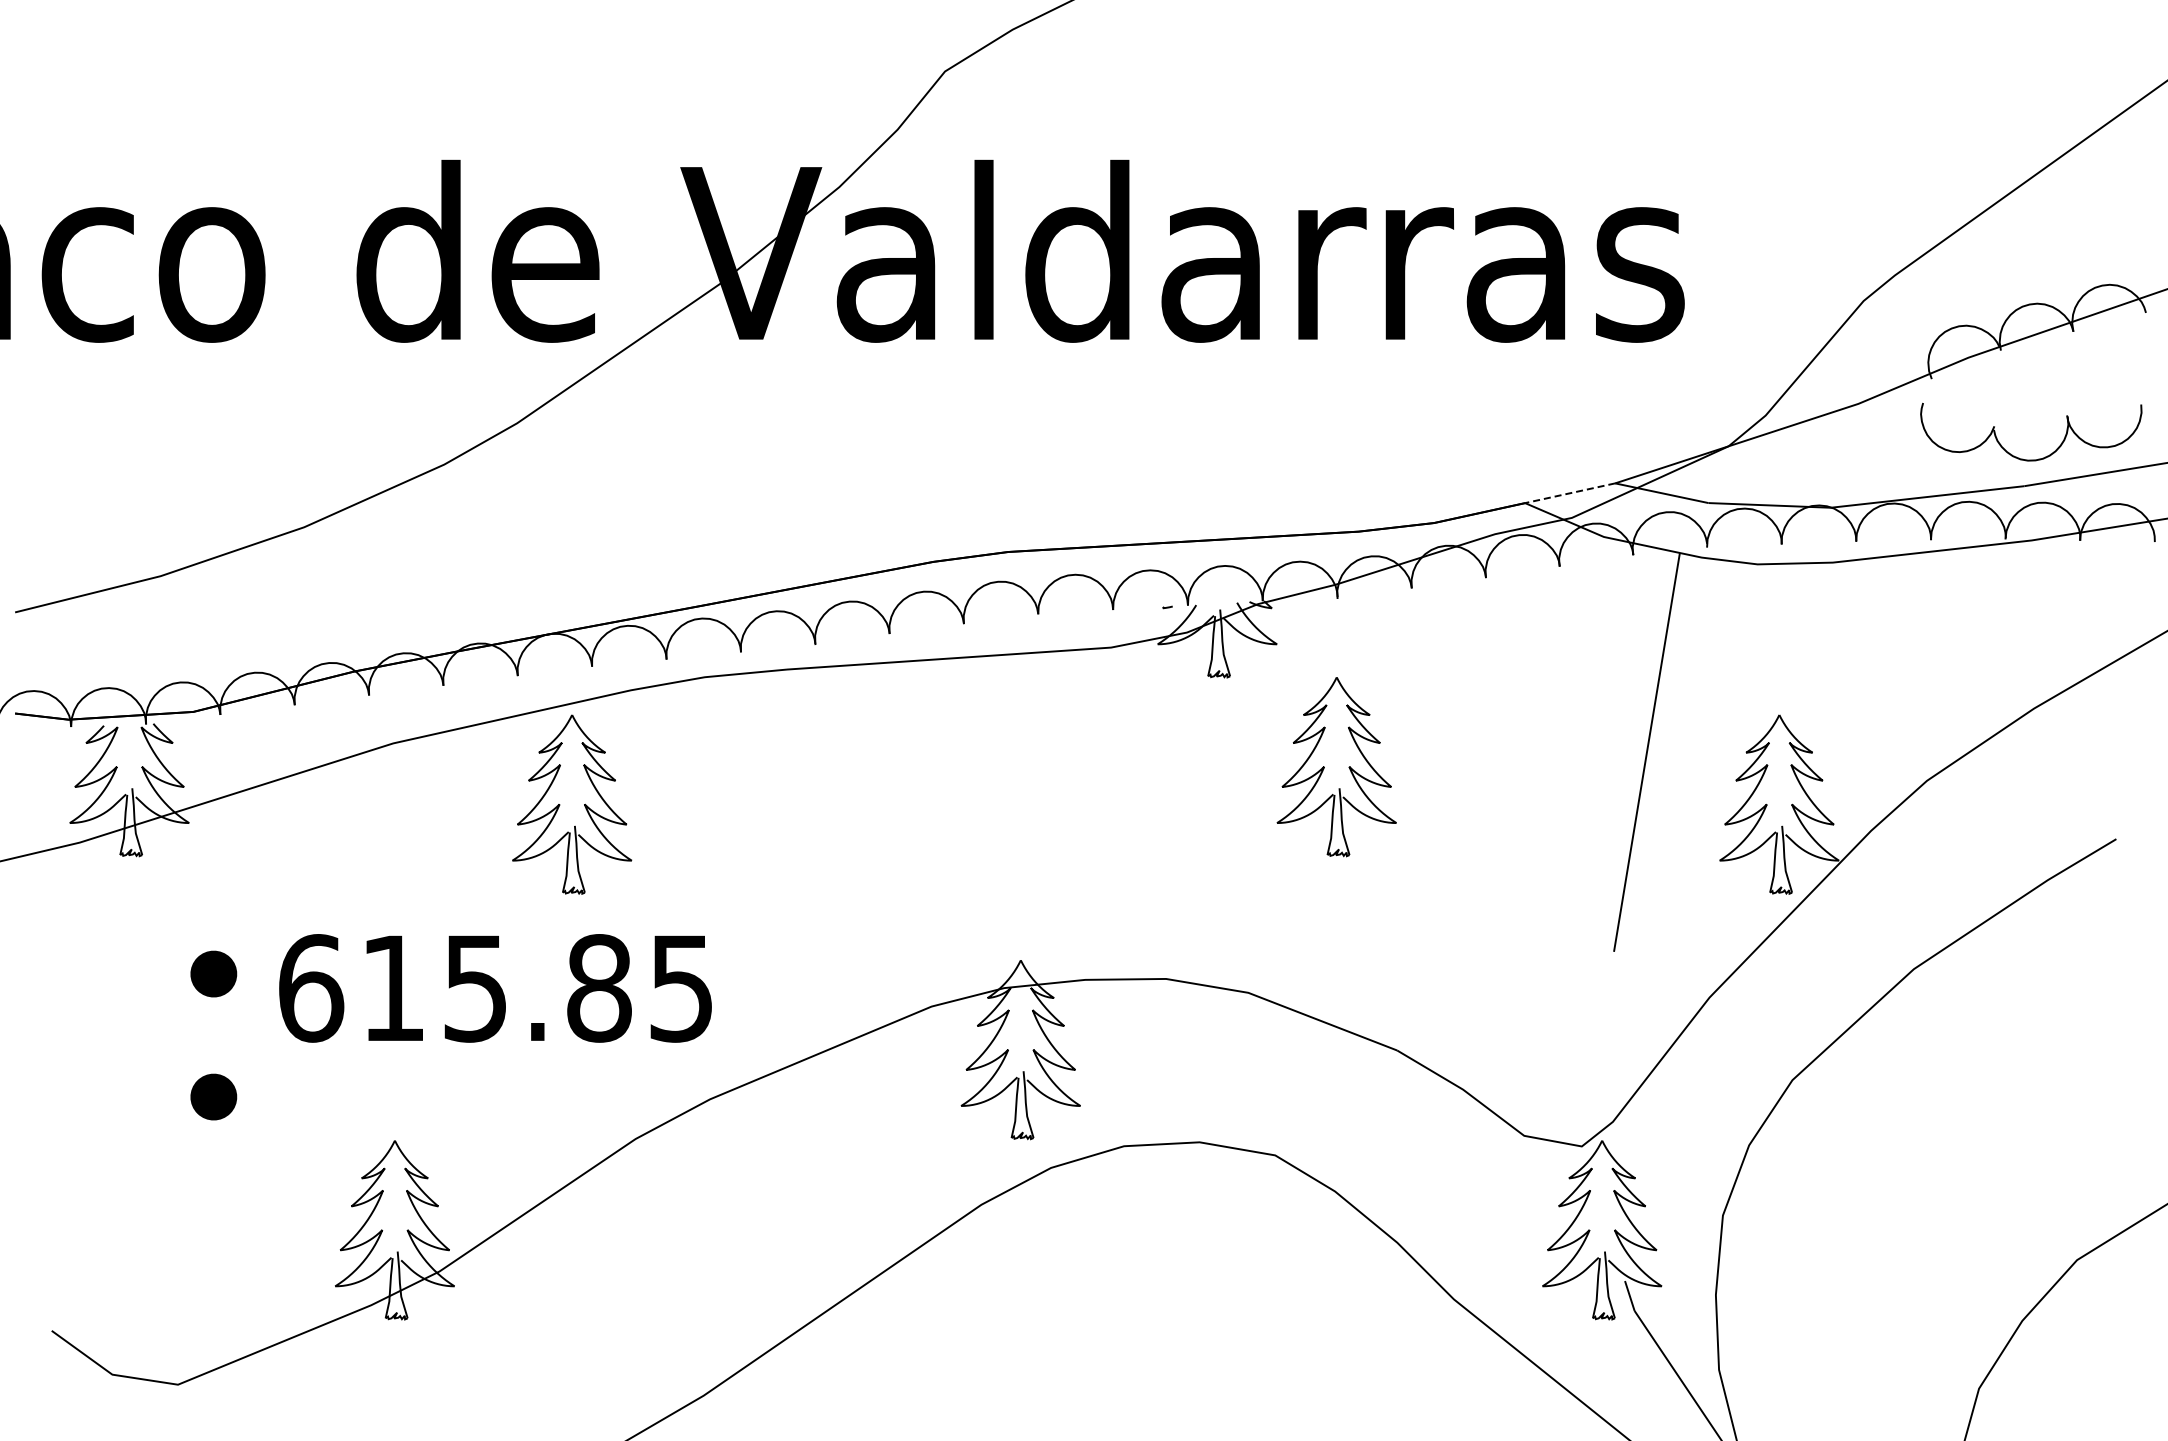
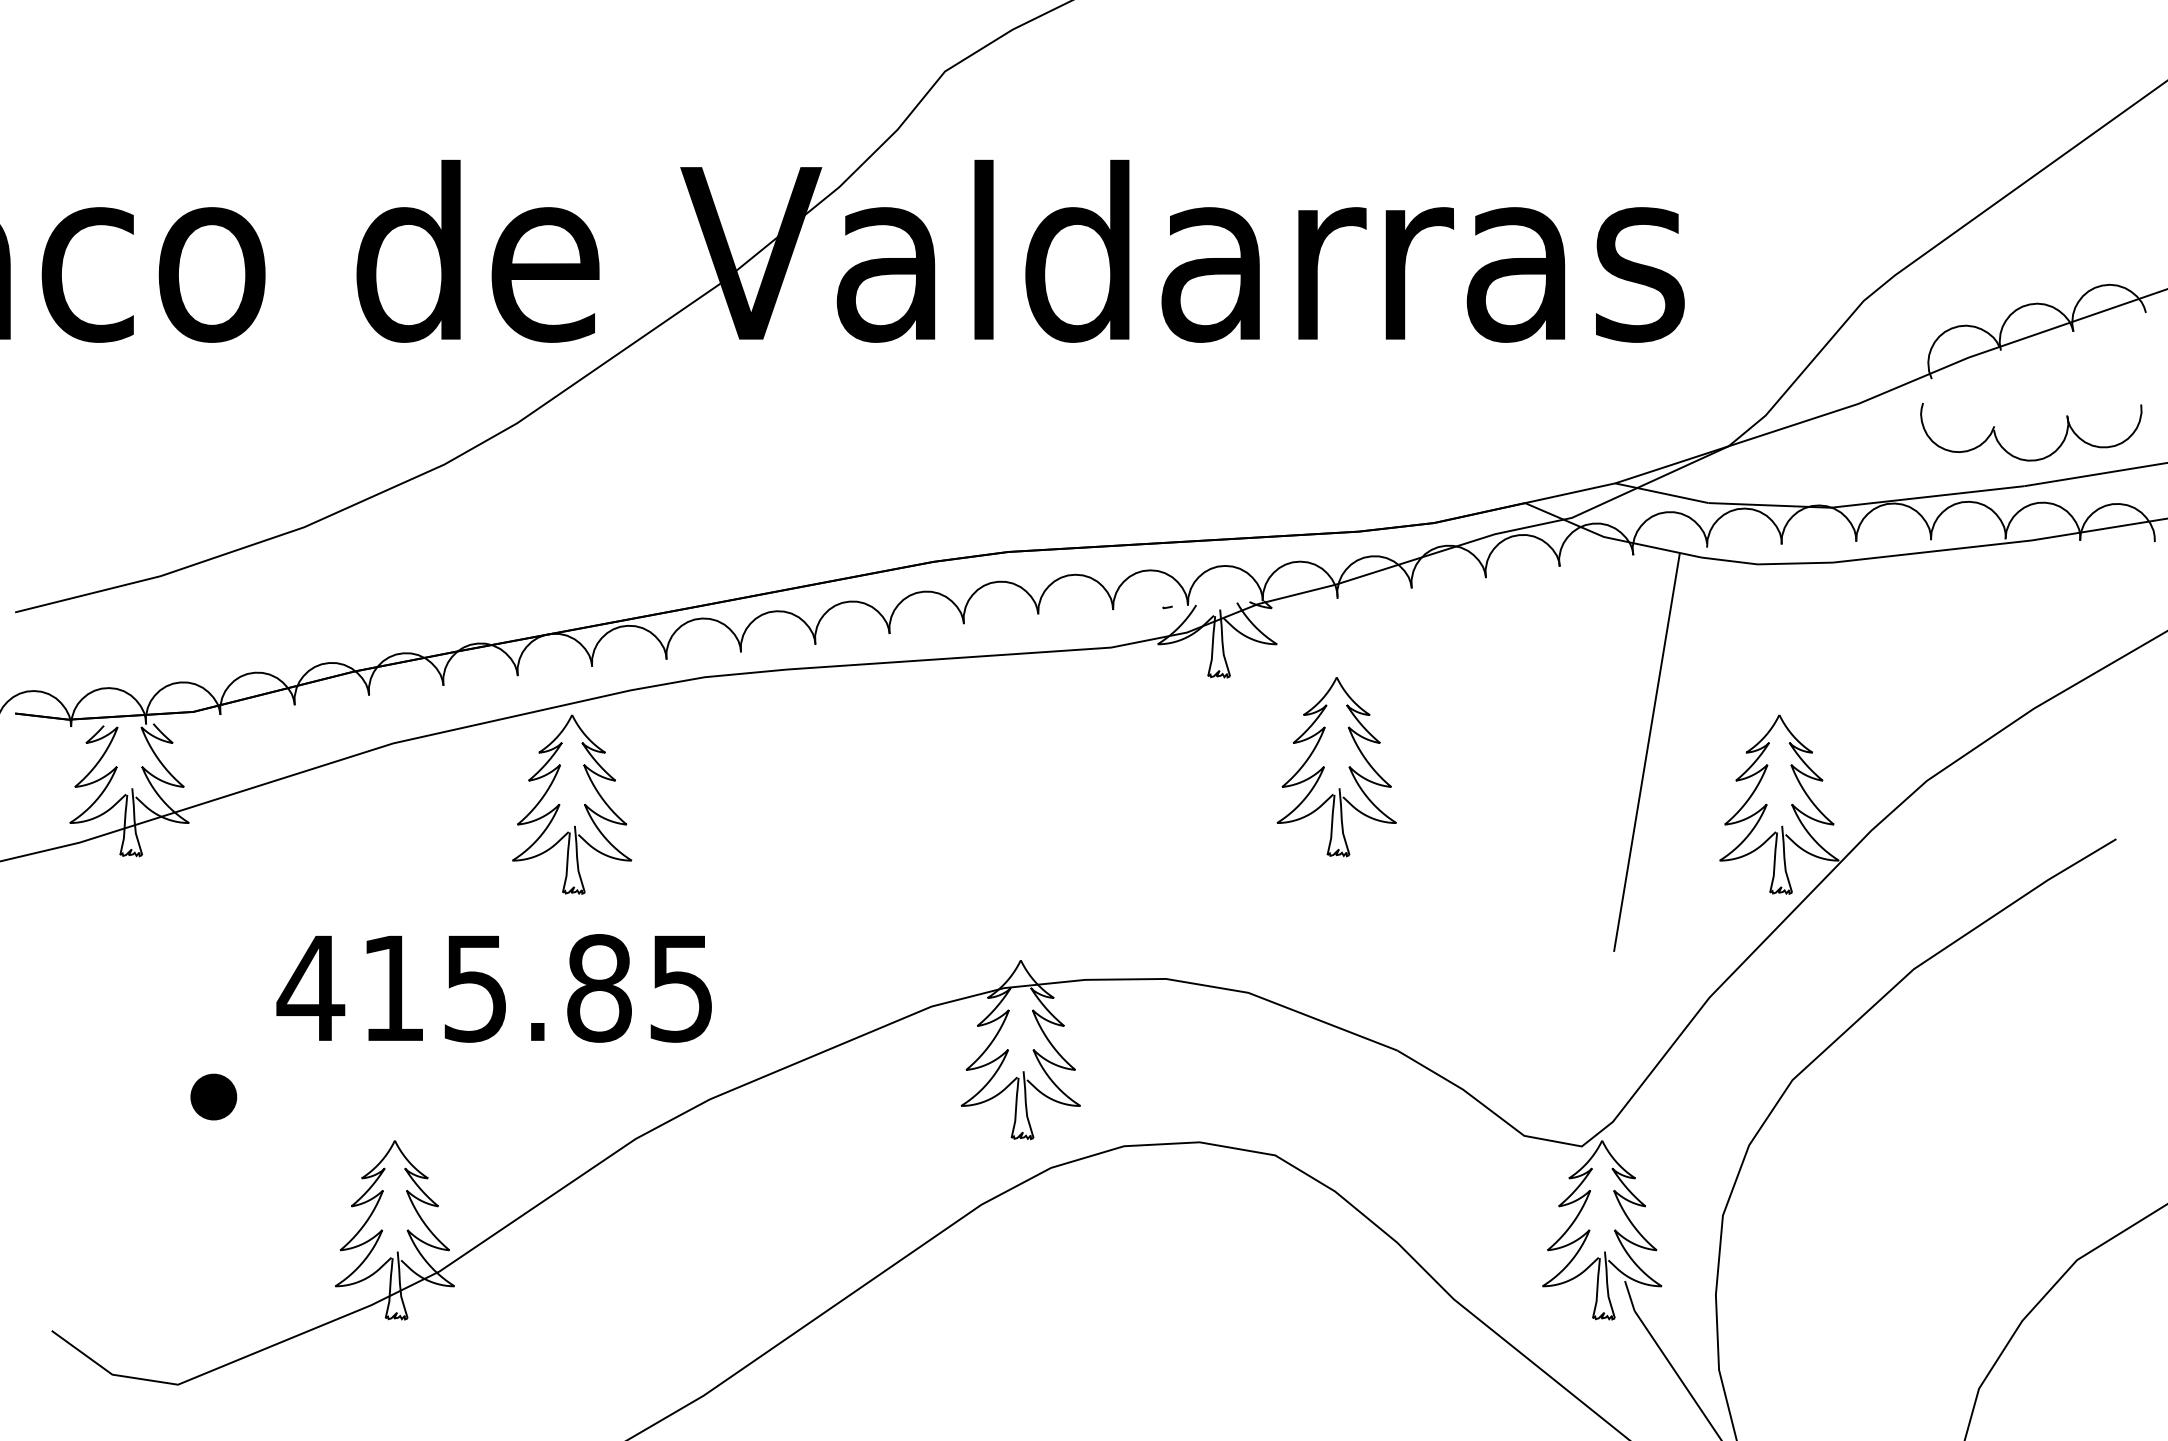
line: dashed -> solid (1569, 493)
part: present -> none (213, 973)
text: 615.85 -> 415.85 (310, 988)
